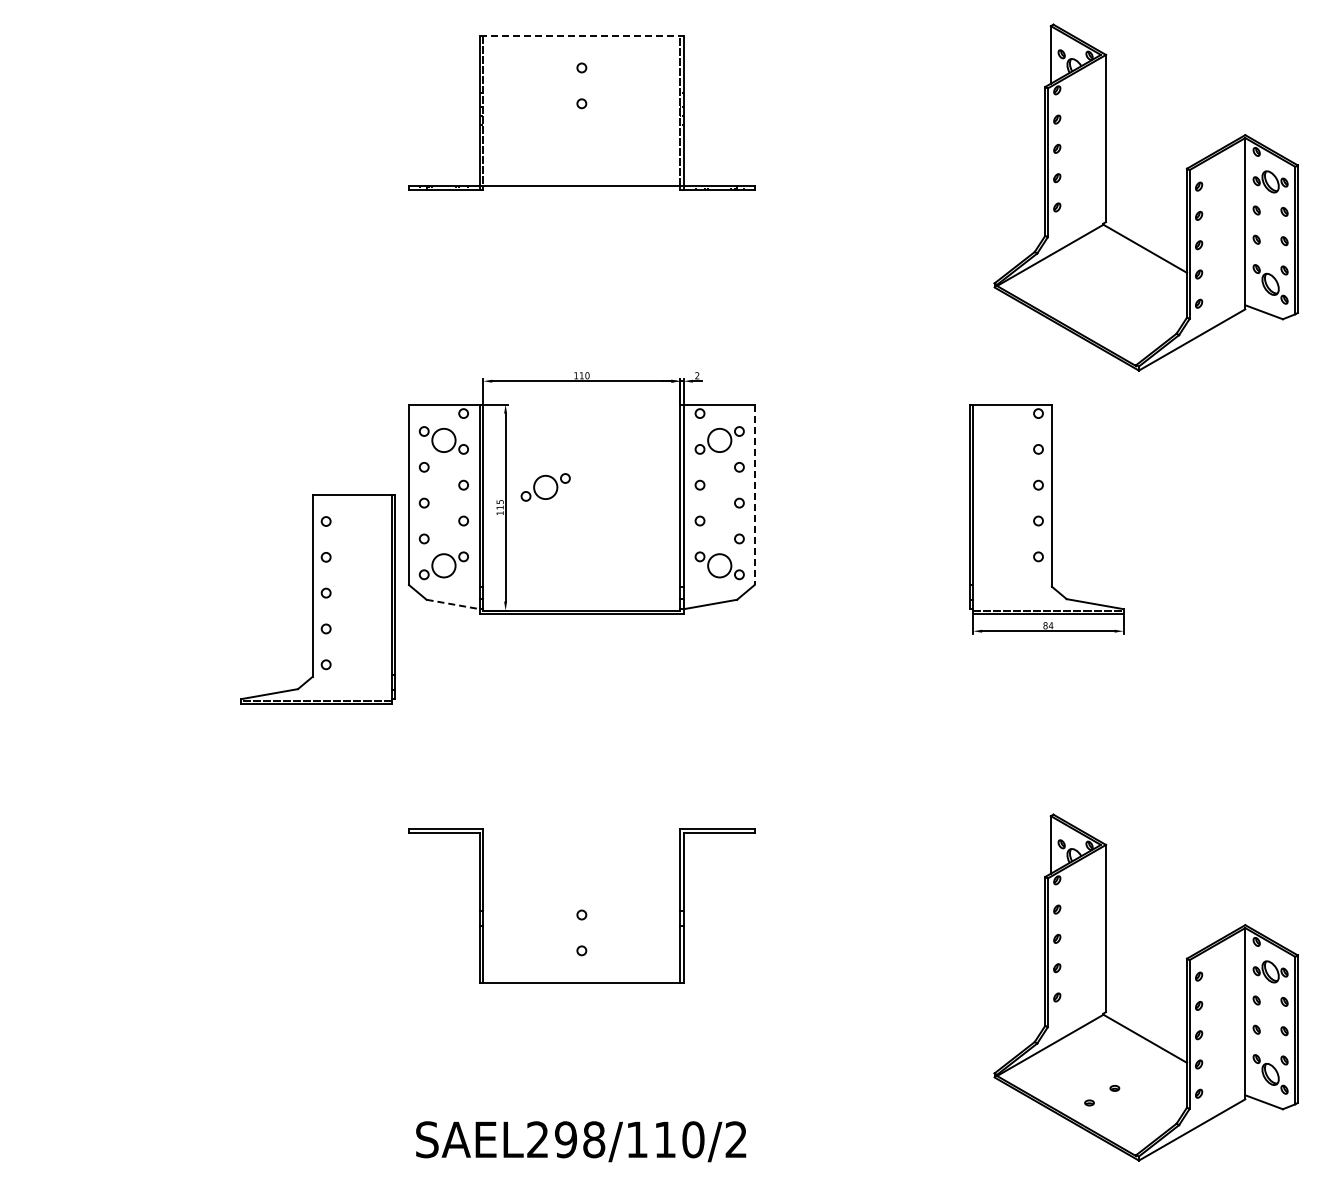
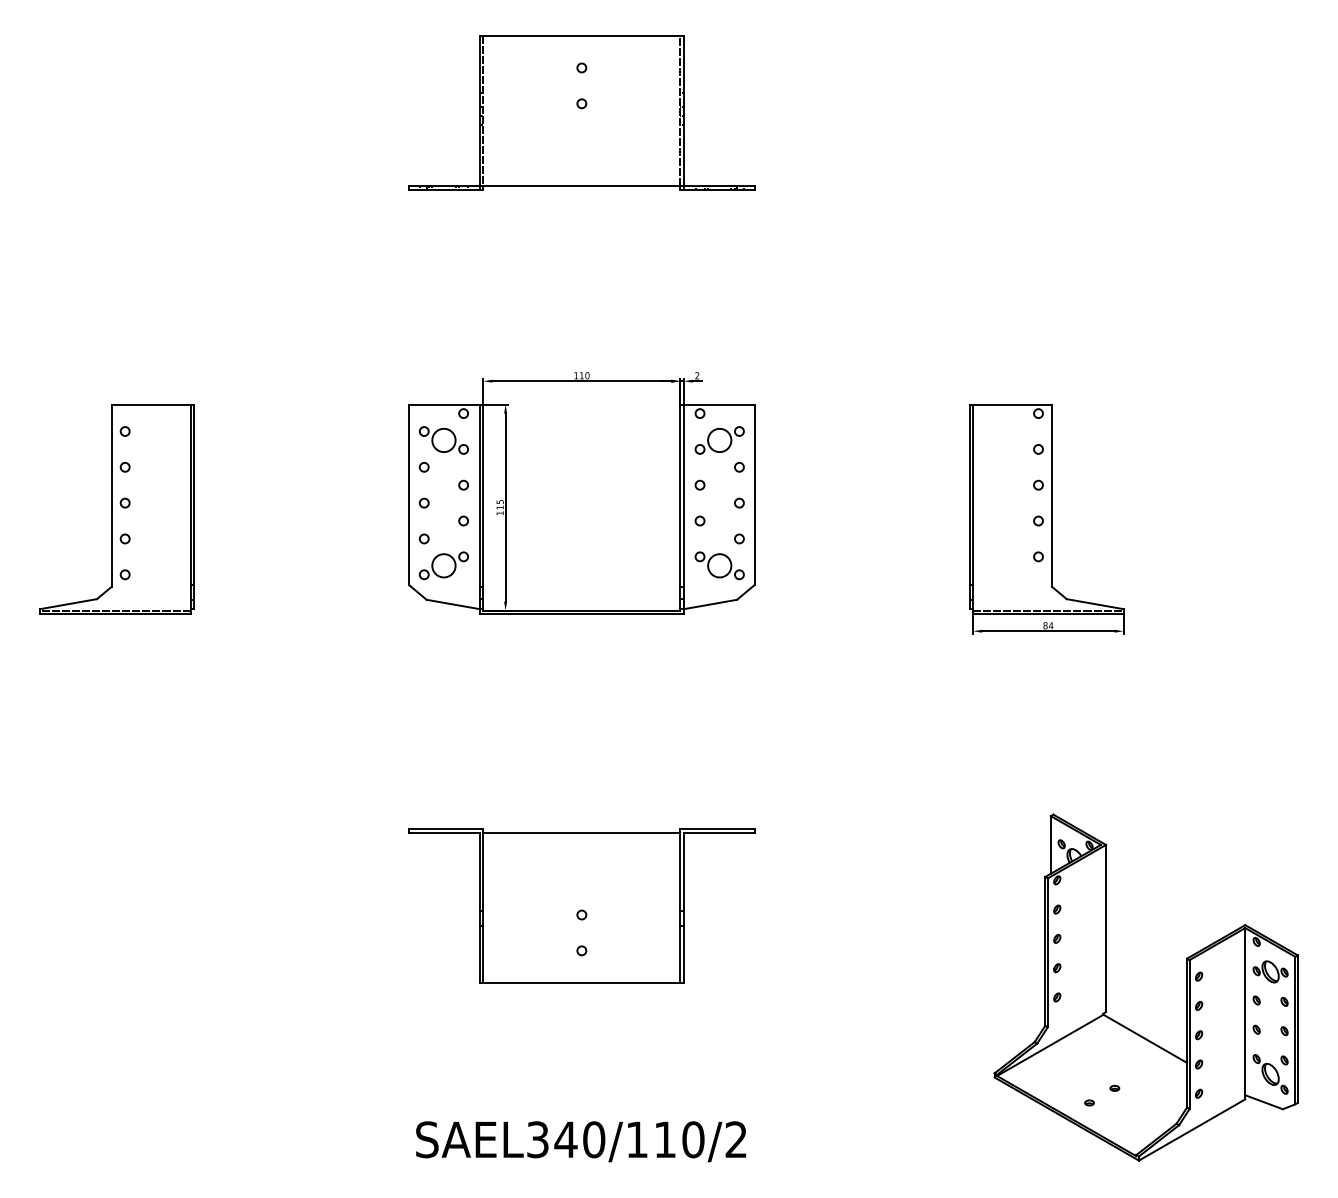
line: dashed -> solid (582, 35)
part: present -> none (1106, 197)
part: present -> none (545, 487)
line: dashed -> solid (754, 495)
part position: (317, 599) -> (116, 509) (116, 509)
line: dashed -> solid (453, 604)
line: none -> present (581, 832)
text: SAEL298/110/2 -> SAEL340/110/2 (566, 1139)
